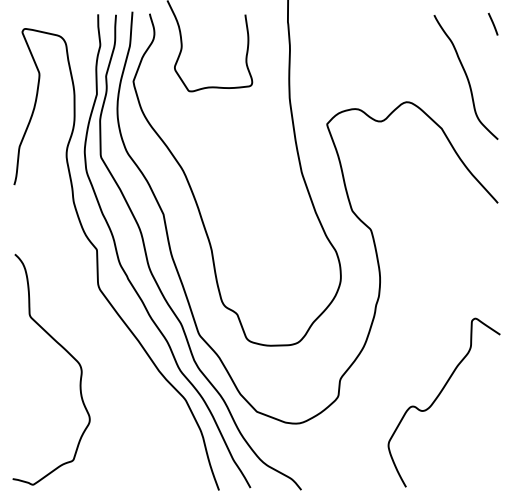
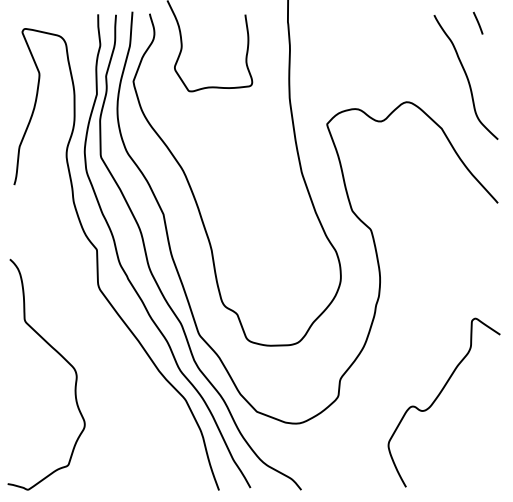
line position: (492, 23) -> (477, 22) (477, 22)
curve position: (67, 353) -> (62, 358) (62, 358)
